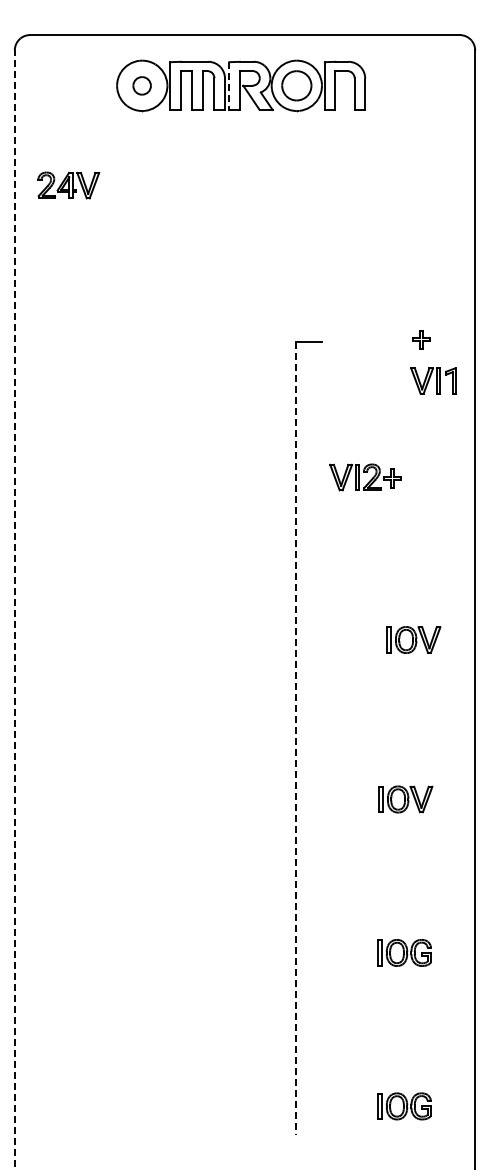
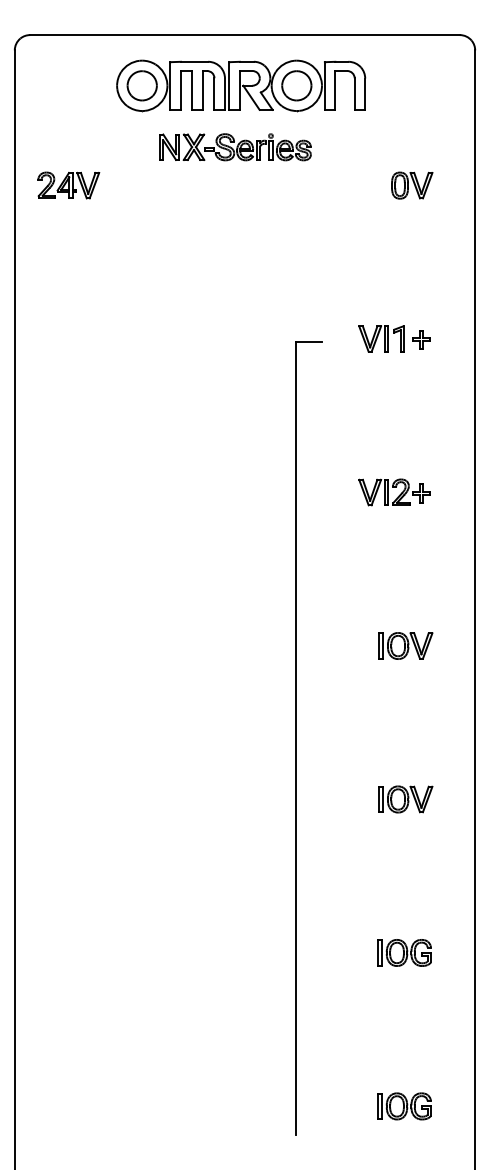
part size: 20x20 px -> 32x32 px (141, 85)
line: dashed -> solid (229, 86)
part: none -> present (235, 147)
part: none -> present (412, 185)
part position: (433, 380) -> (381, 338) (381, 338)
part position: (365, 477) -> (394, 492) (394, 492)
line: dashed -> solid (14, 609)
part position: (413, 639) -> (405, 645) (405, 645)
line: dashed -> solid (296, 738)
